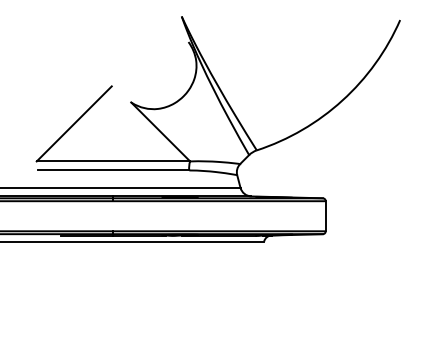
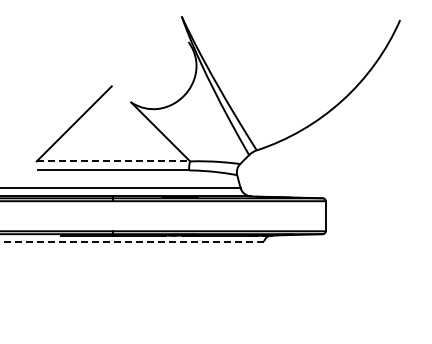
line: solid -> dashed (113, 161)
line: solid -> dashed (132, 241)
